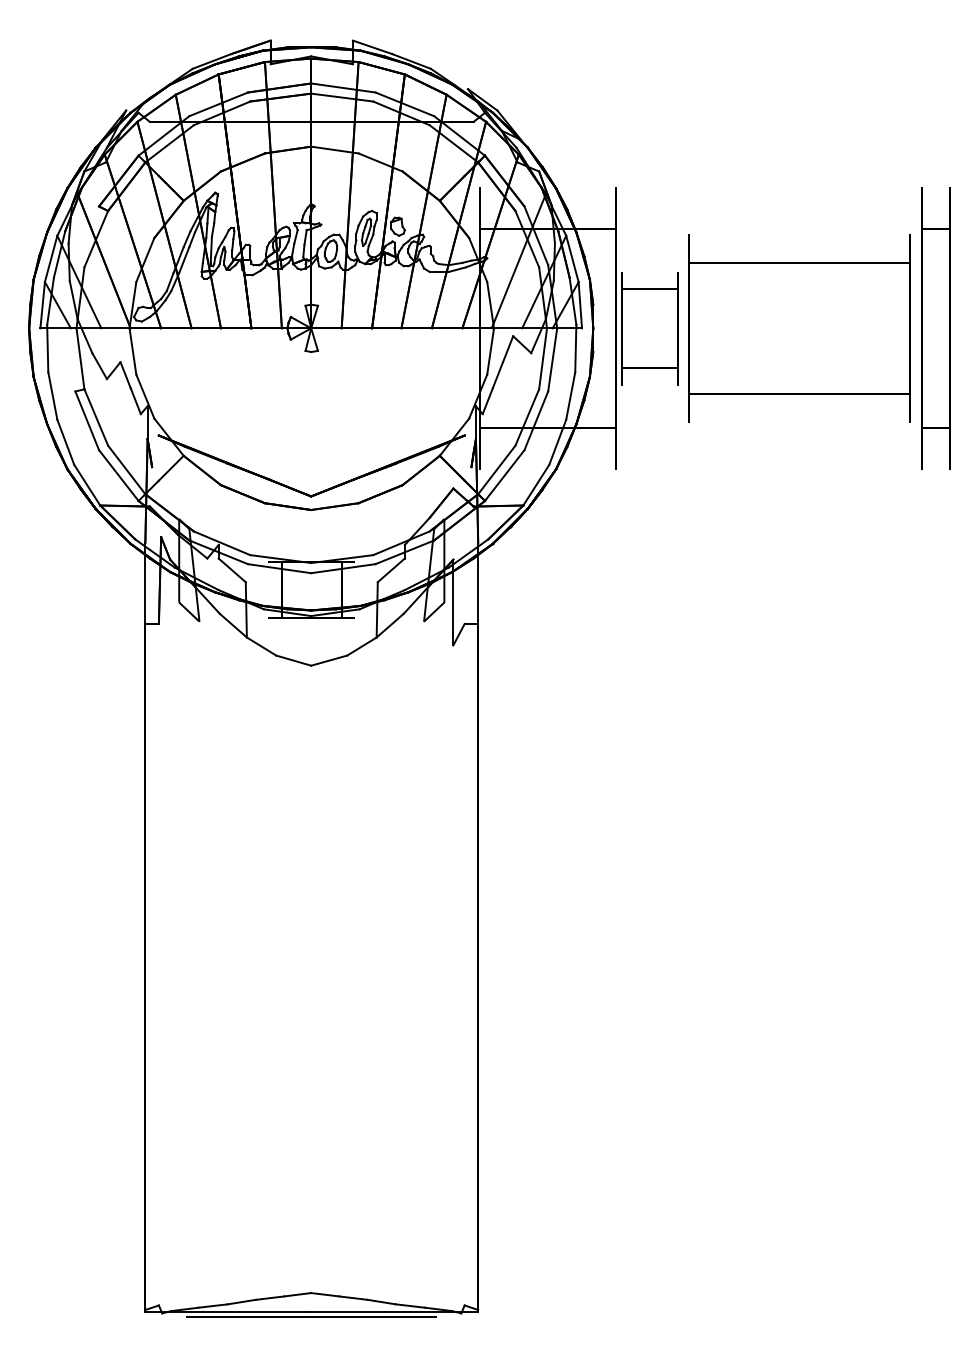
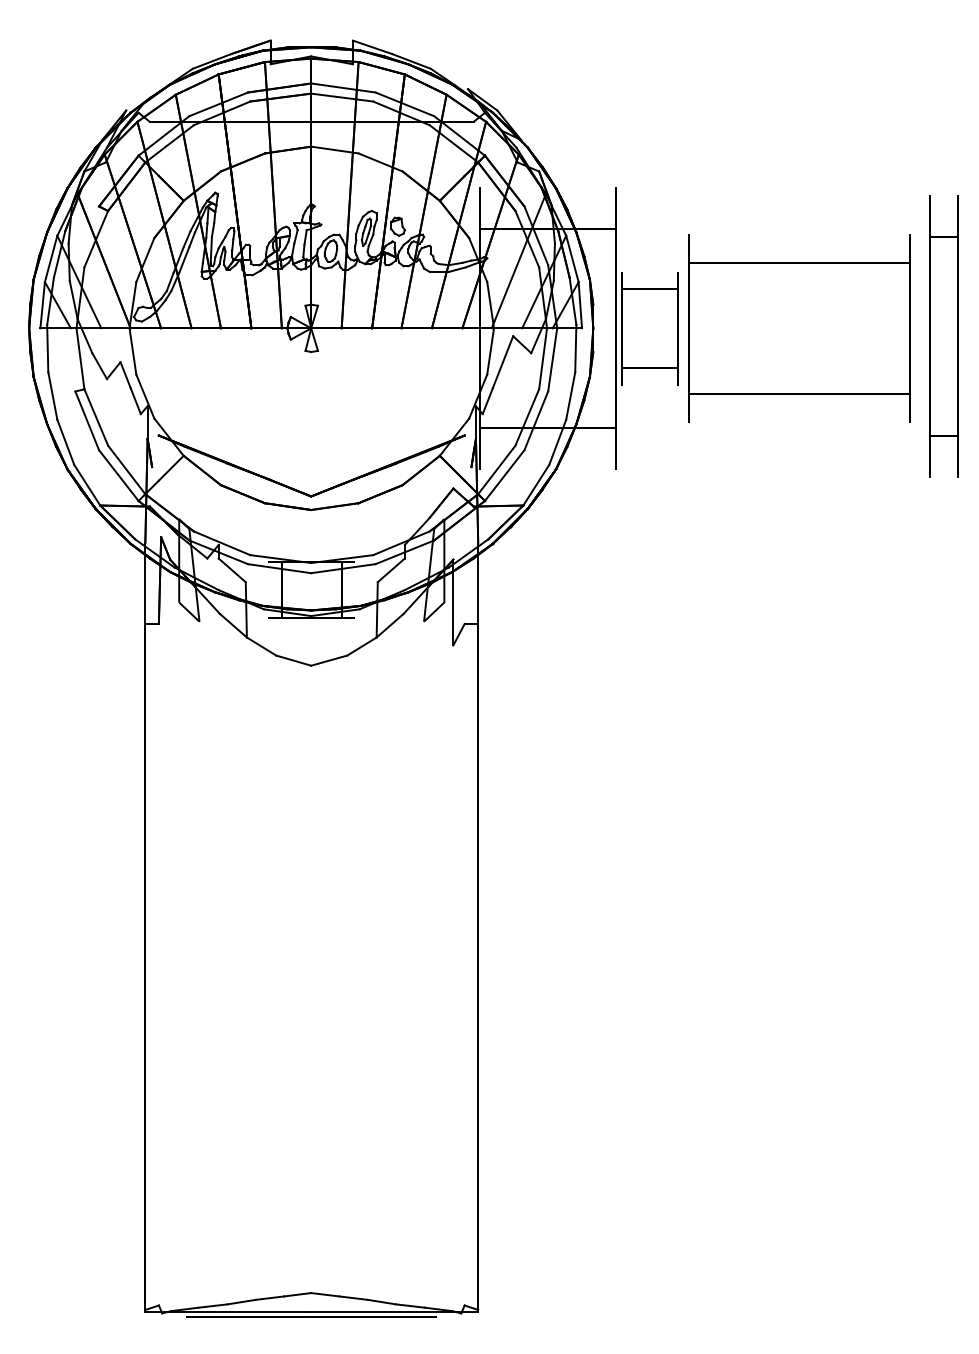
part position: (935, 328) -> (943, 336) (943, 336)
